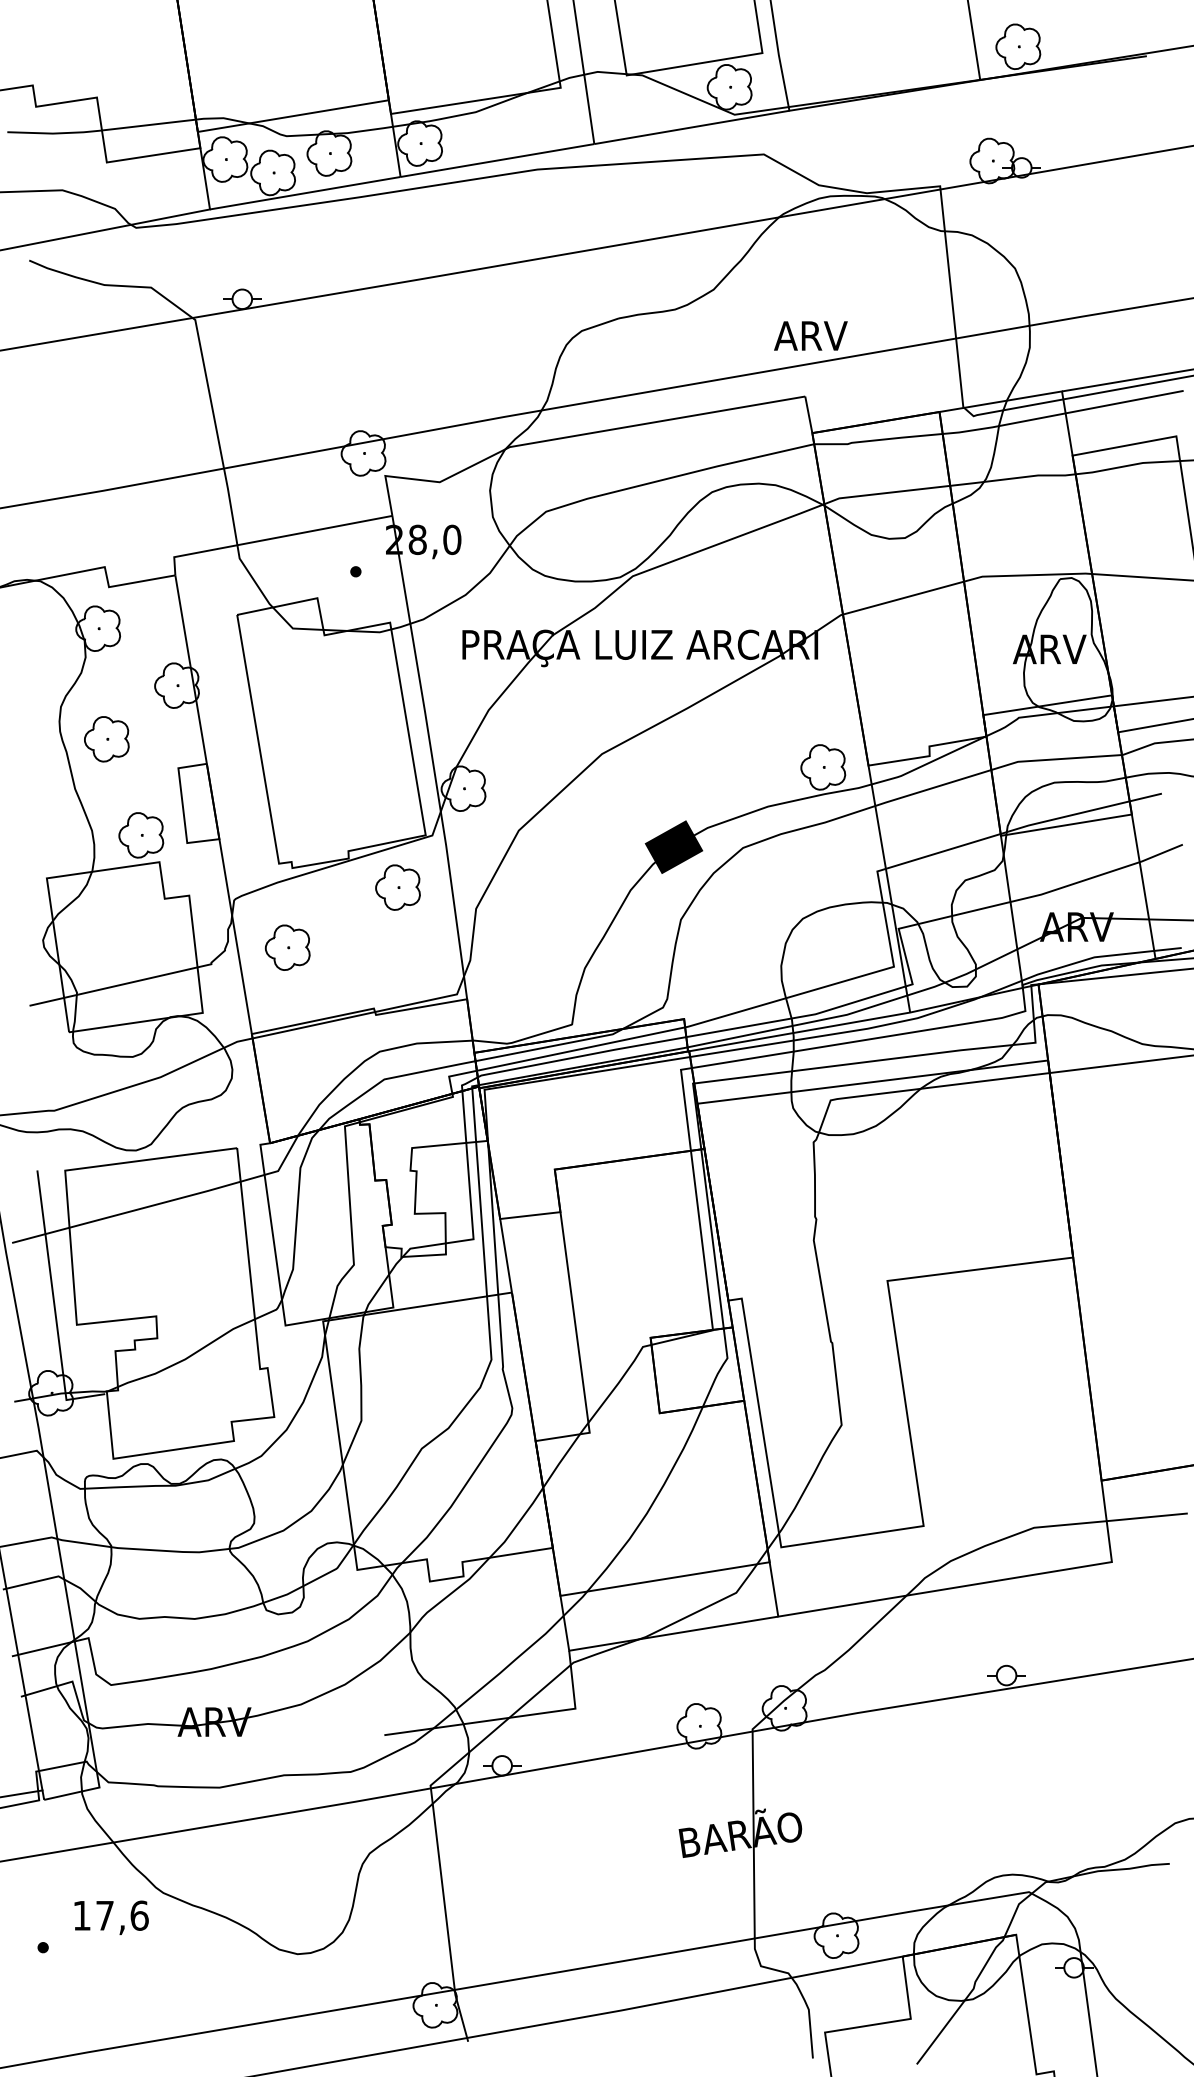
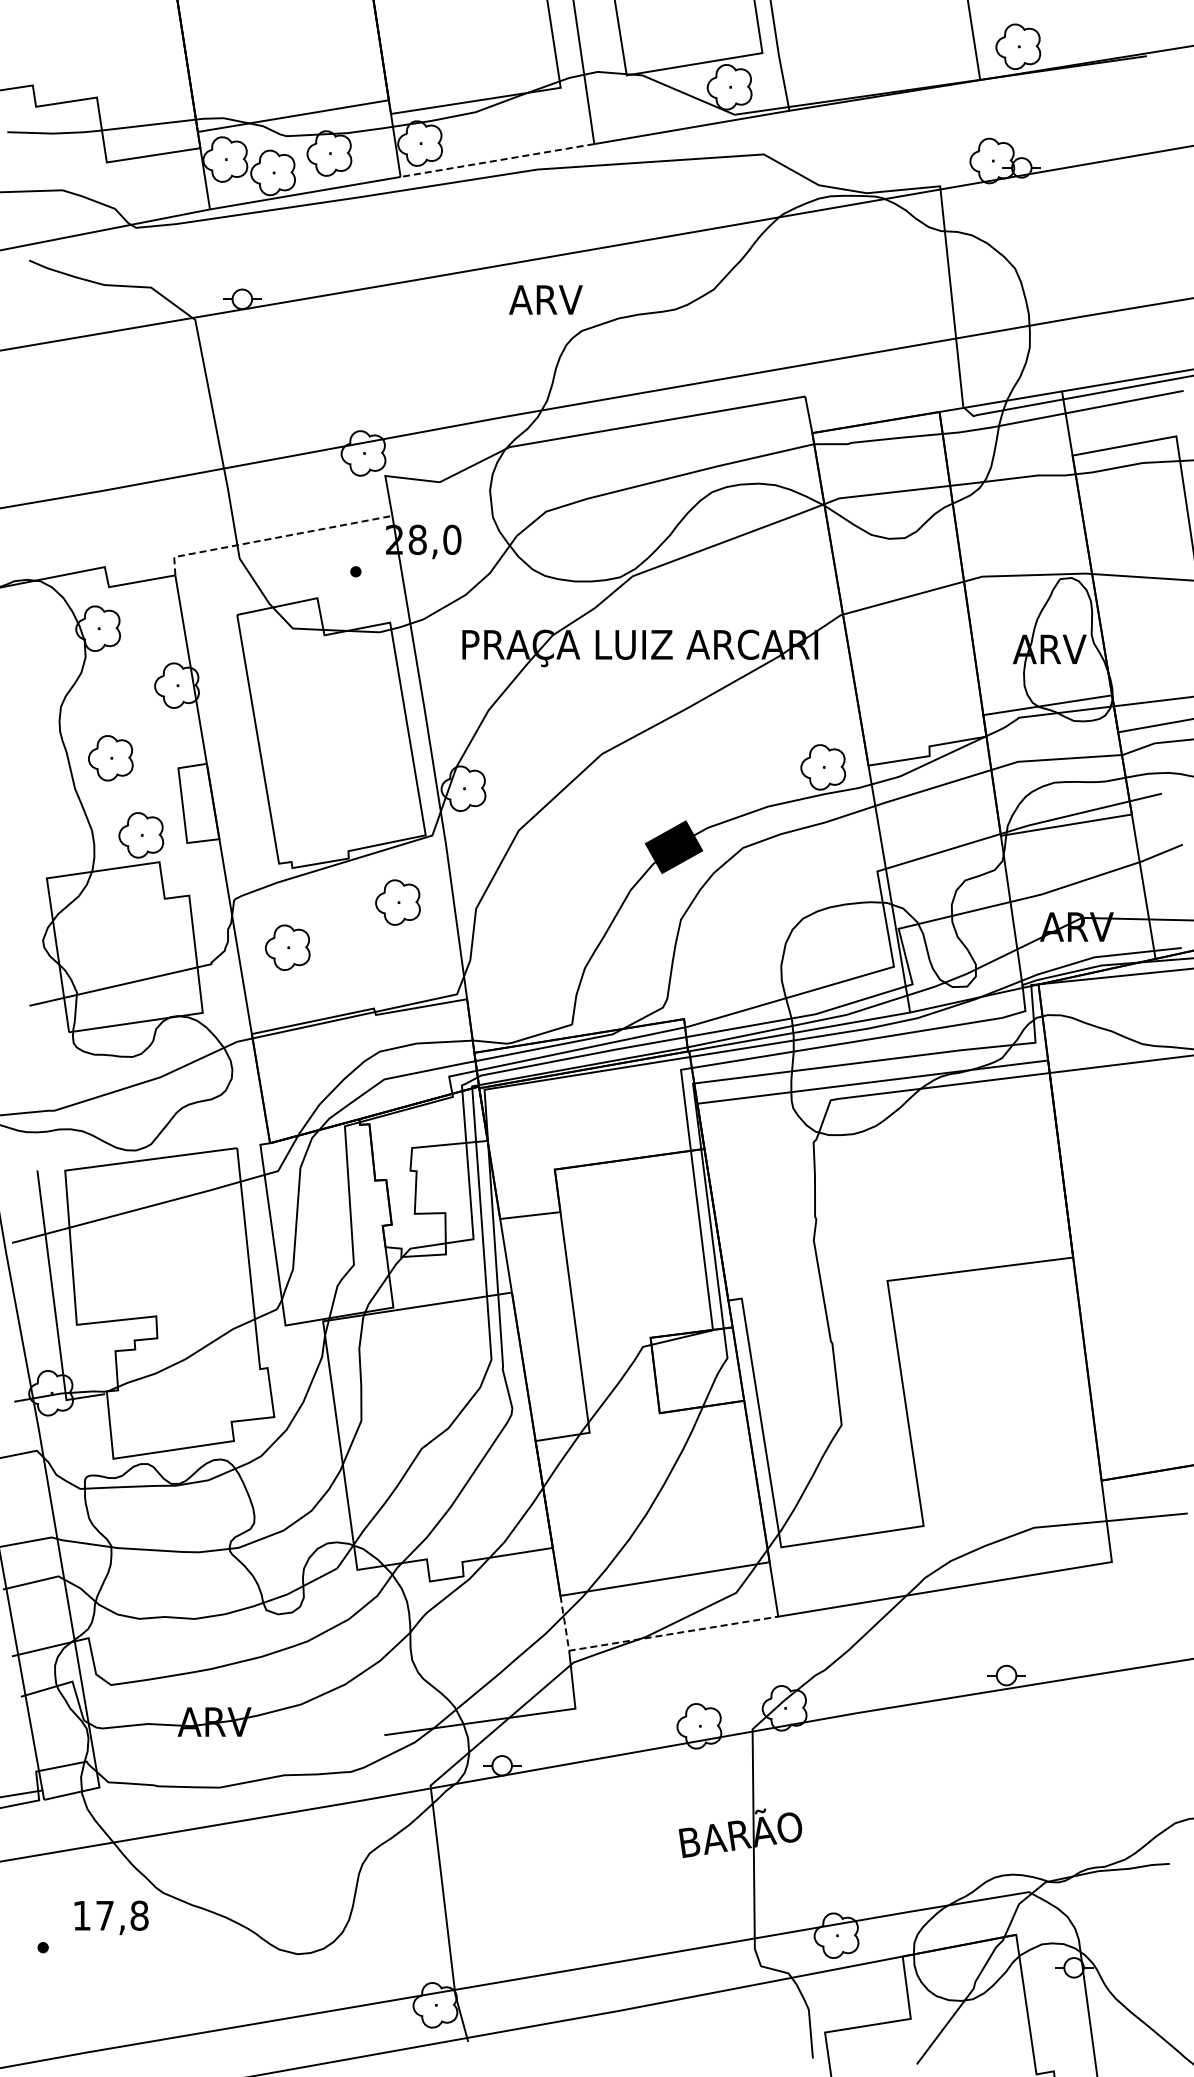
line: solid -> dashed (496, 160)
text position: (810, 335) -> (545, 299) (545, 299)
line: solid -> dashed (274, 538)
part position: (106, 739) -> (110, 758) (110, 758)
part position: (397, 887) -> (397, 902) (397, 902)
line: solid -> dashed (646, 1638)
text: 17,6 -> 17,8 (139, 1915)
